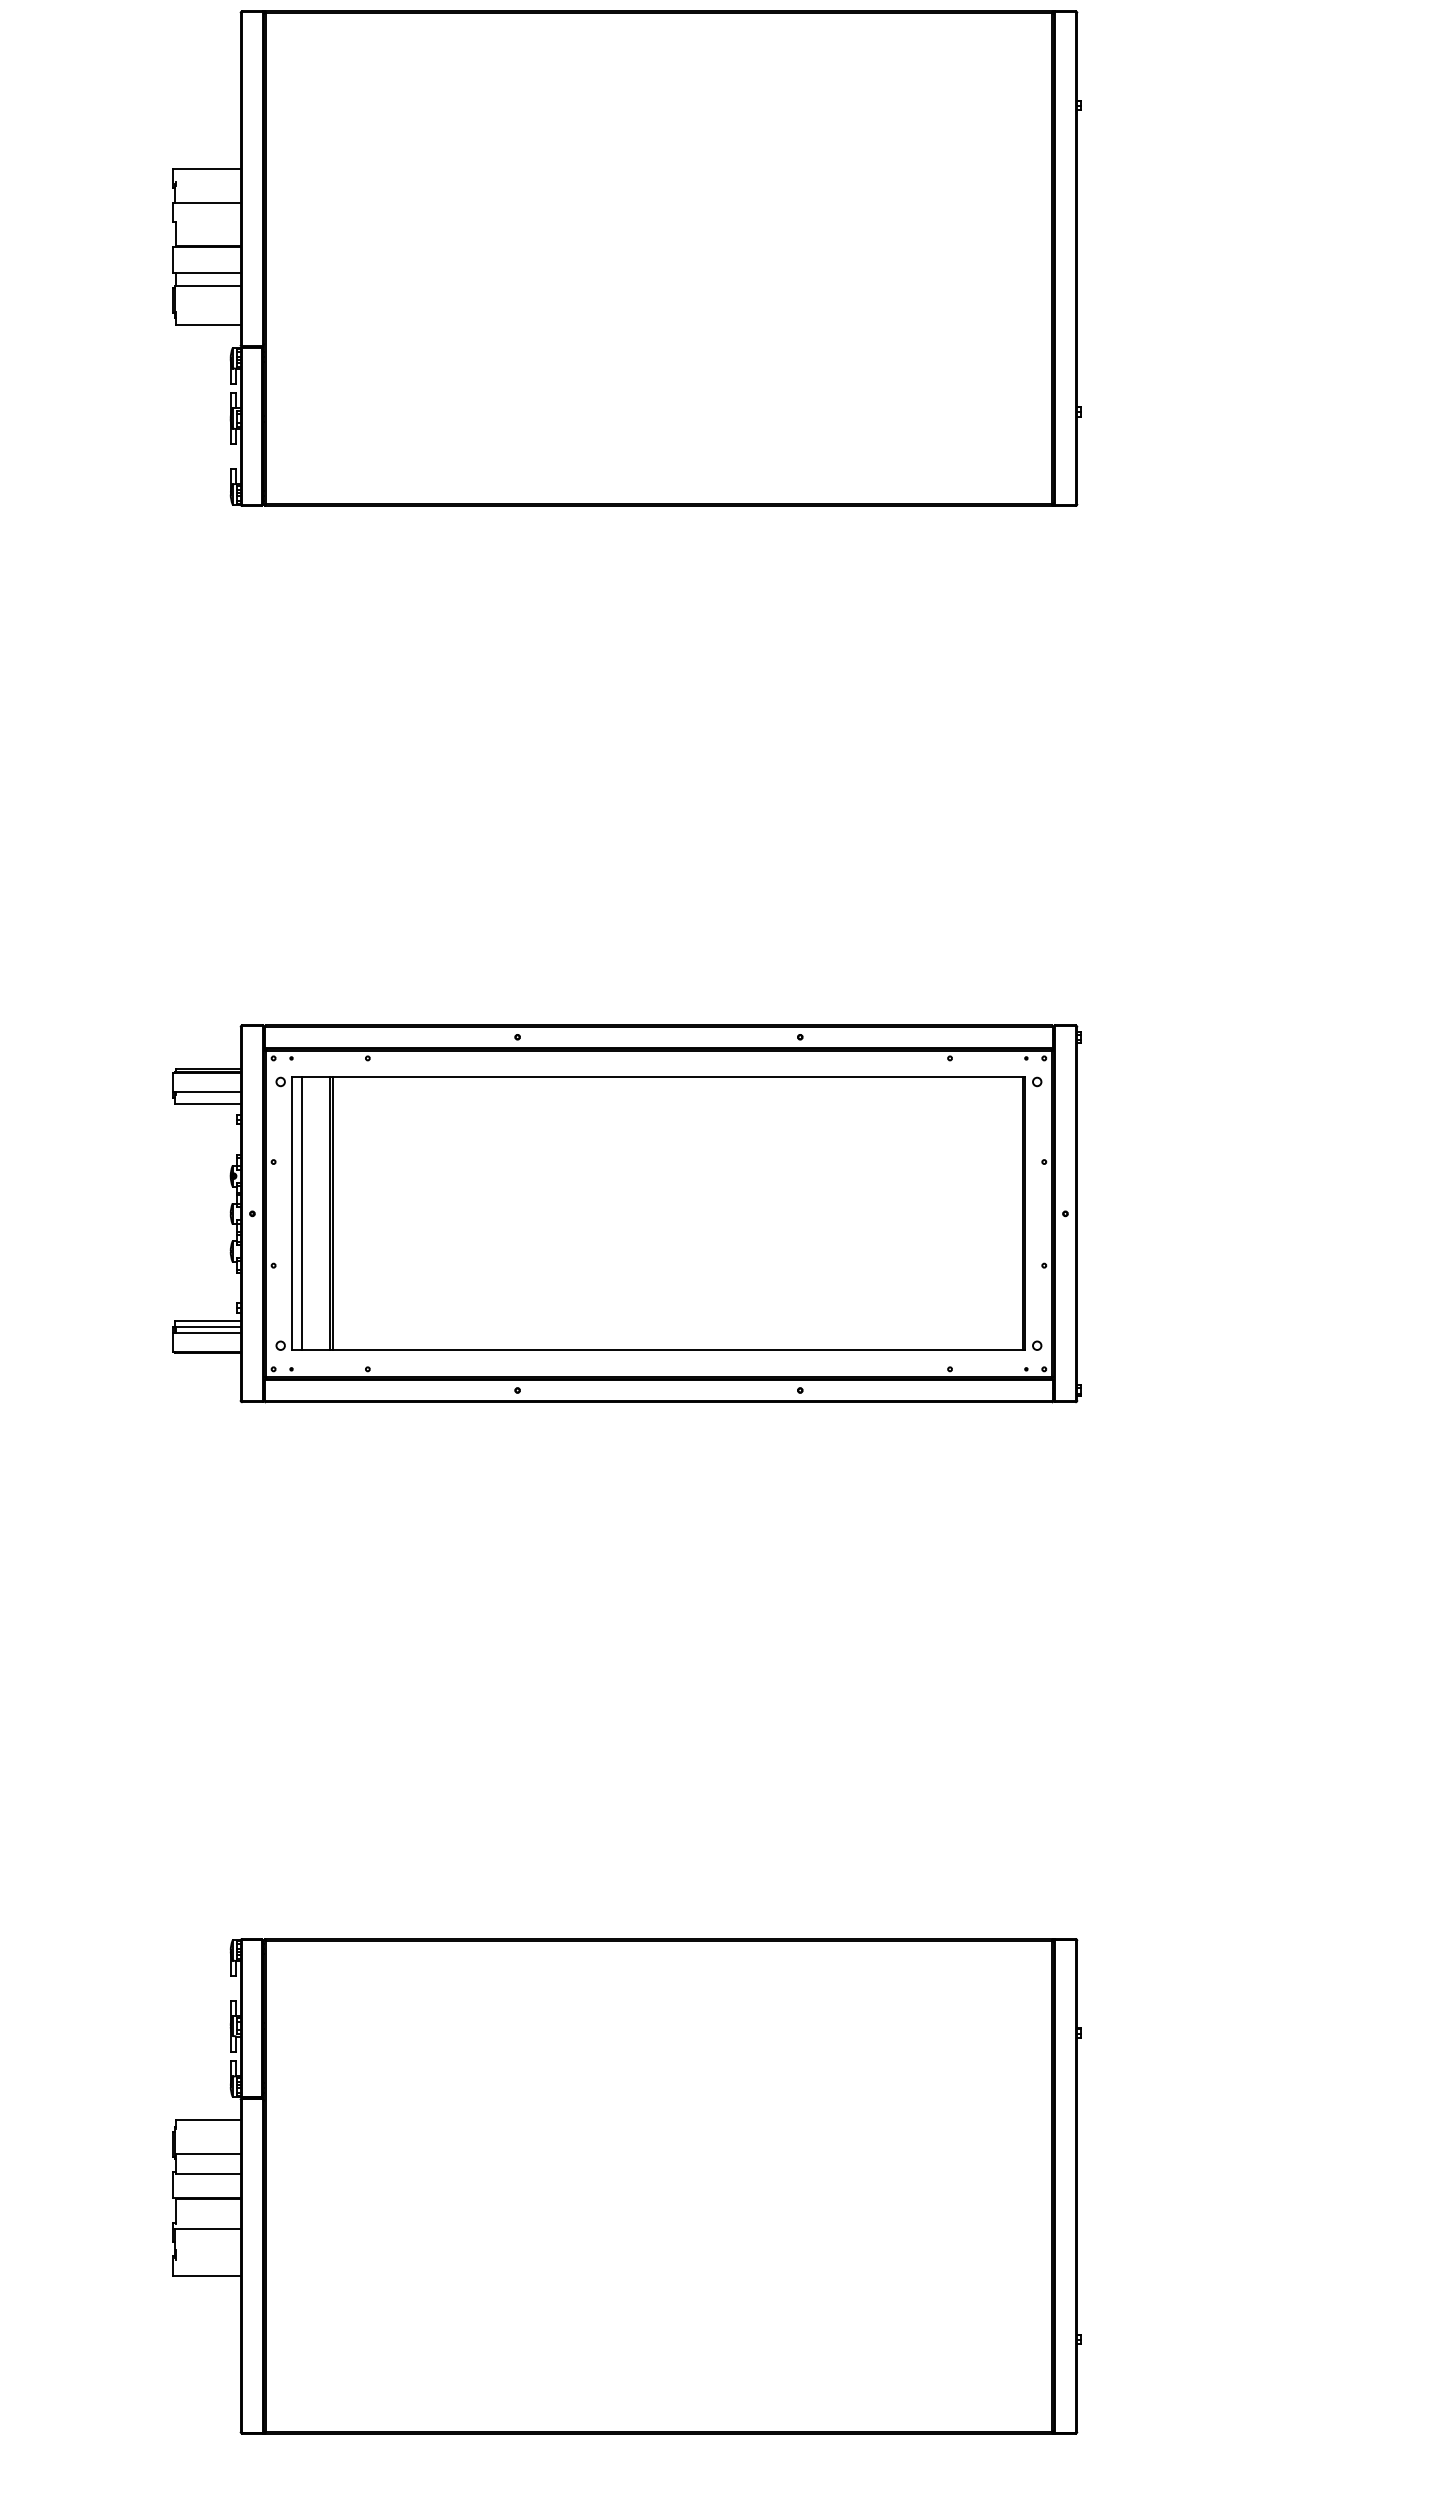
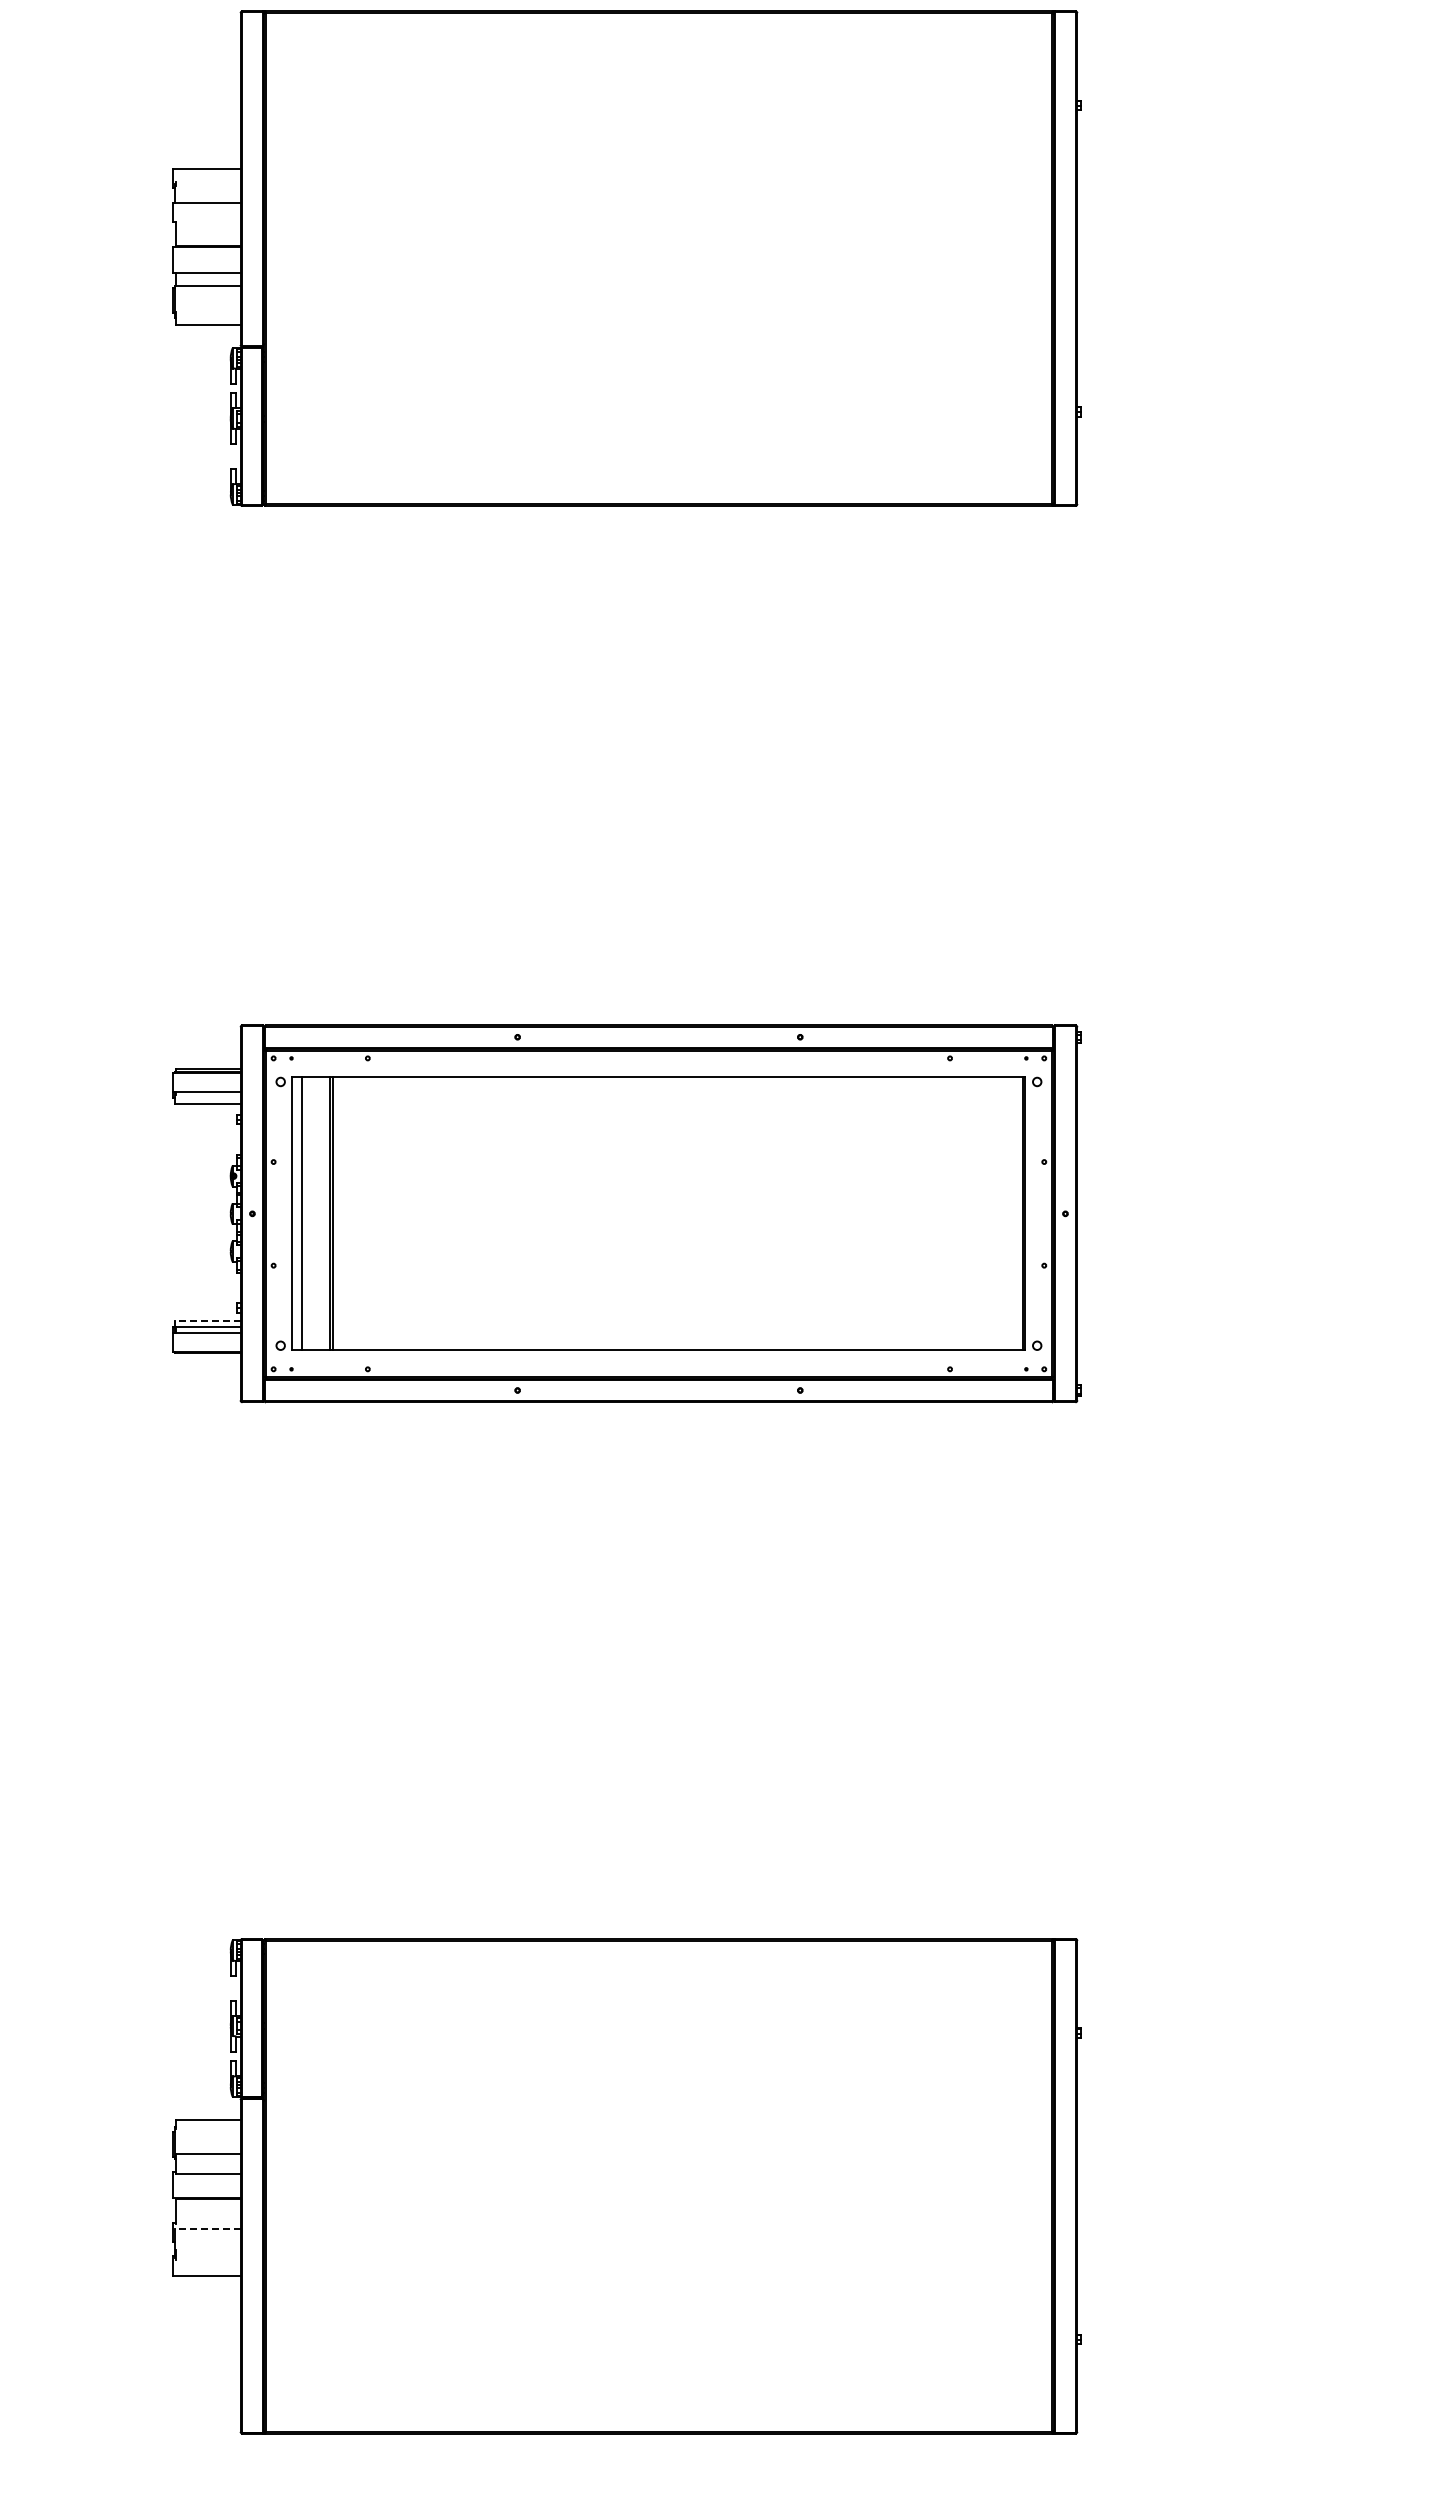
line: solid -> dashed (207, 1320)
line: solid -> dashed (207, 2229)
